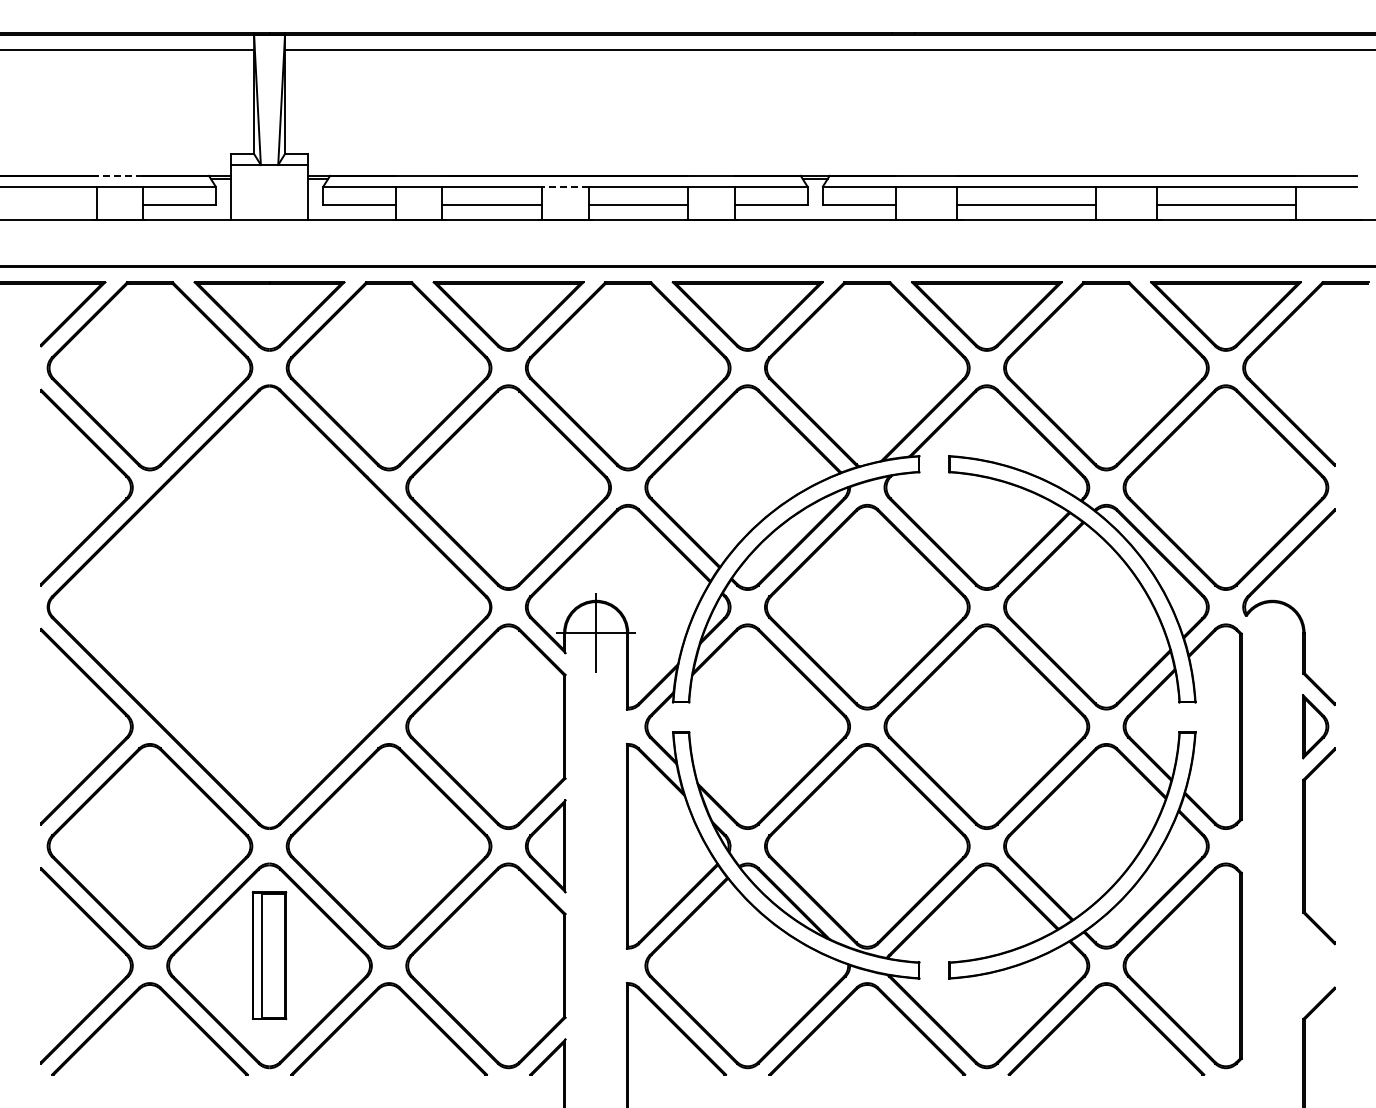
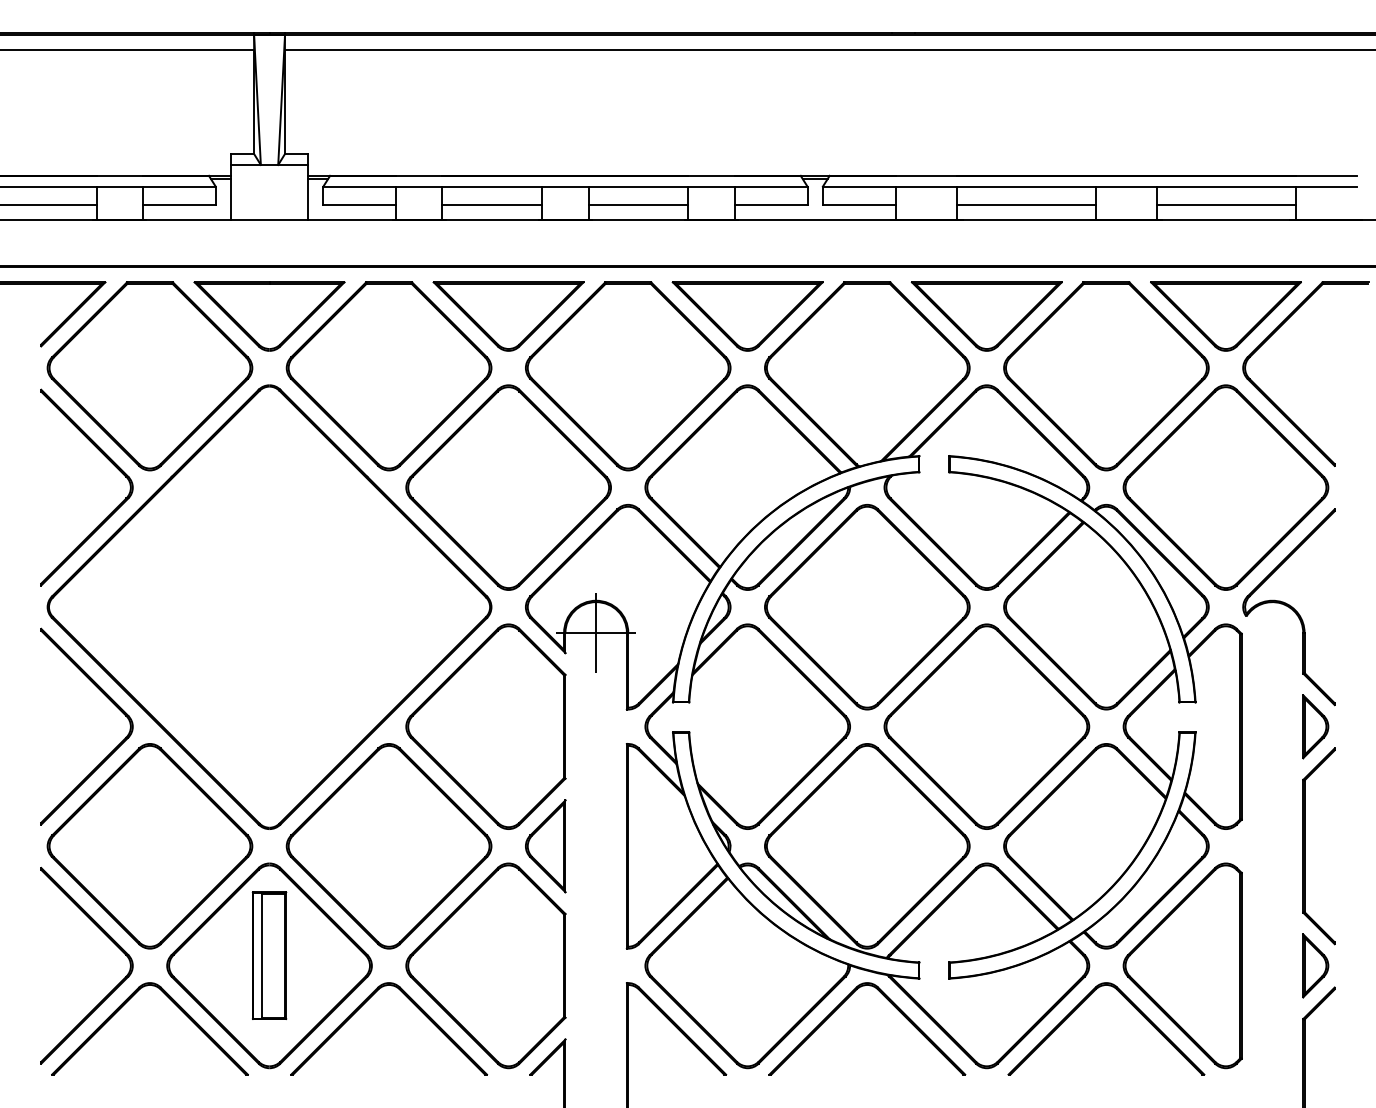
line: dashed -> solid (119, 175)
line: dashed -> solid (564, 186)
line: none -> present (49, 205)
part: none -> present (1315, 965)
